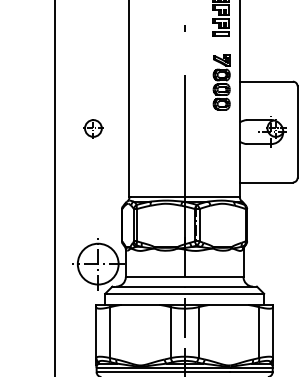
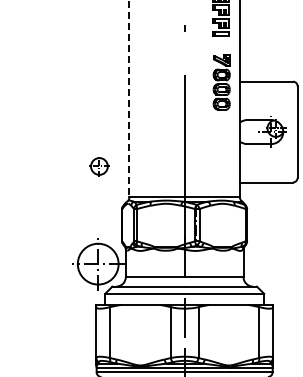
line: solid -> dashed (129, 99)
part position: (93, 128) -> (99, 166) (99, 166)
line: present -> none (55, 187)
